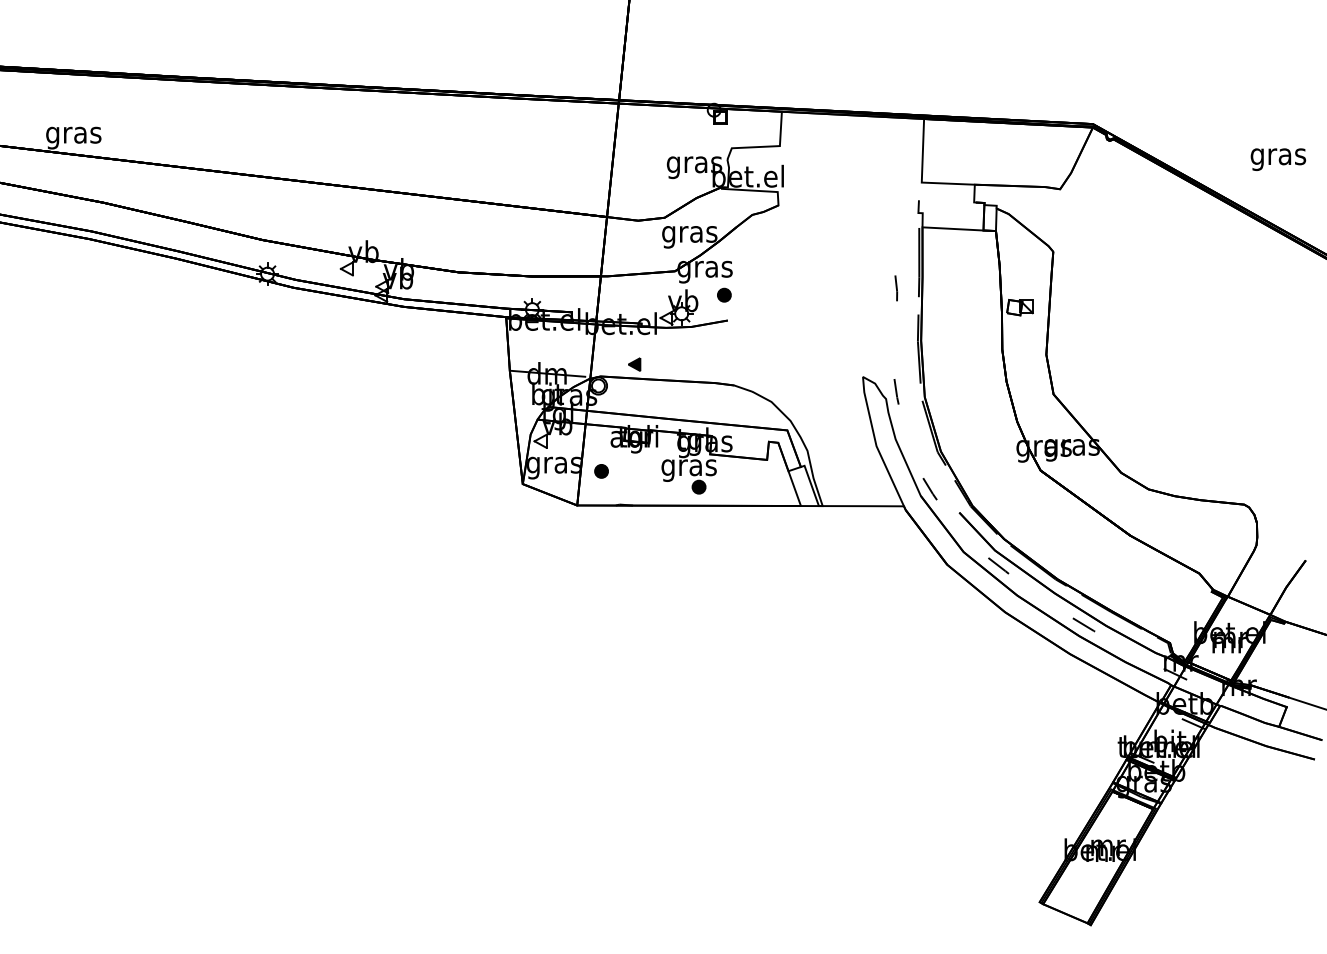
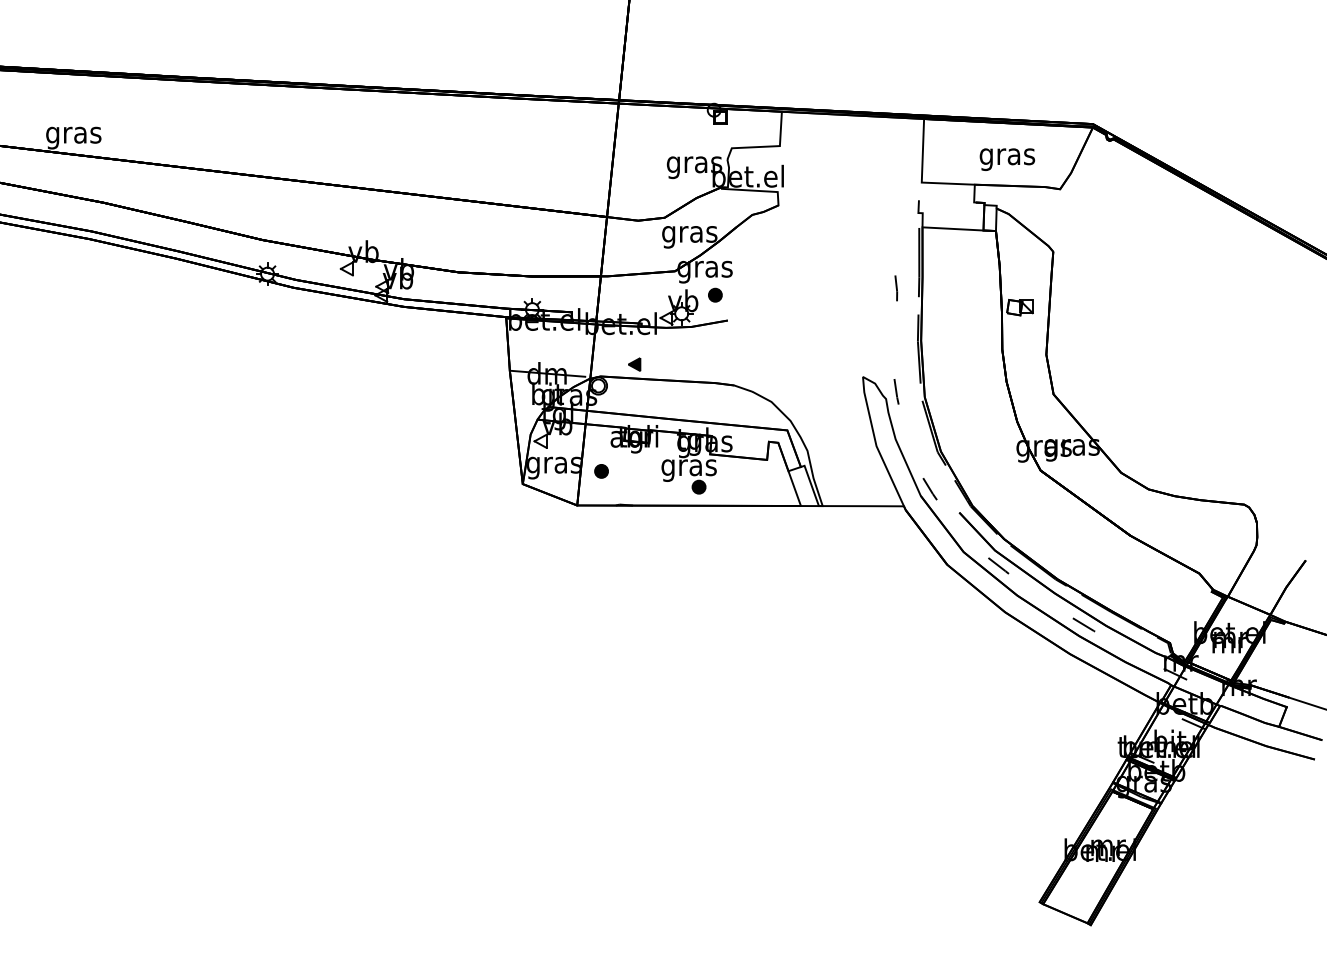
text position: (1278, 159) -> (1007, 159) (1007, 159)
part position: (724, 294) -> (715, 294) (715, 294)
